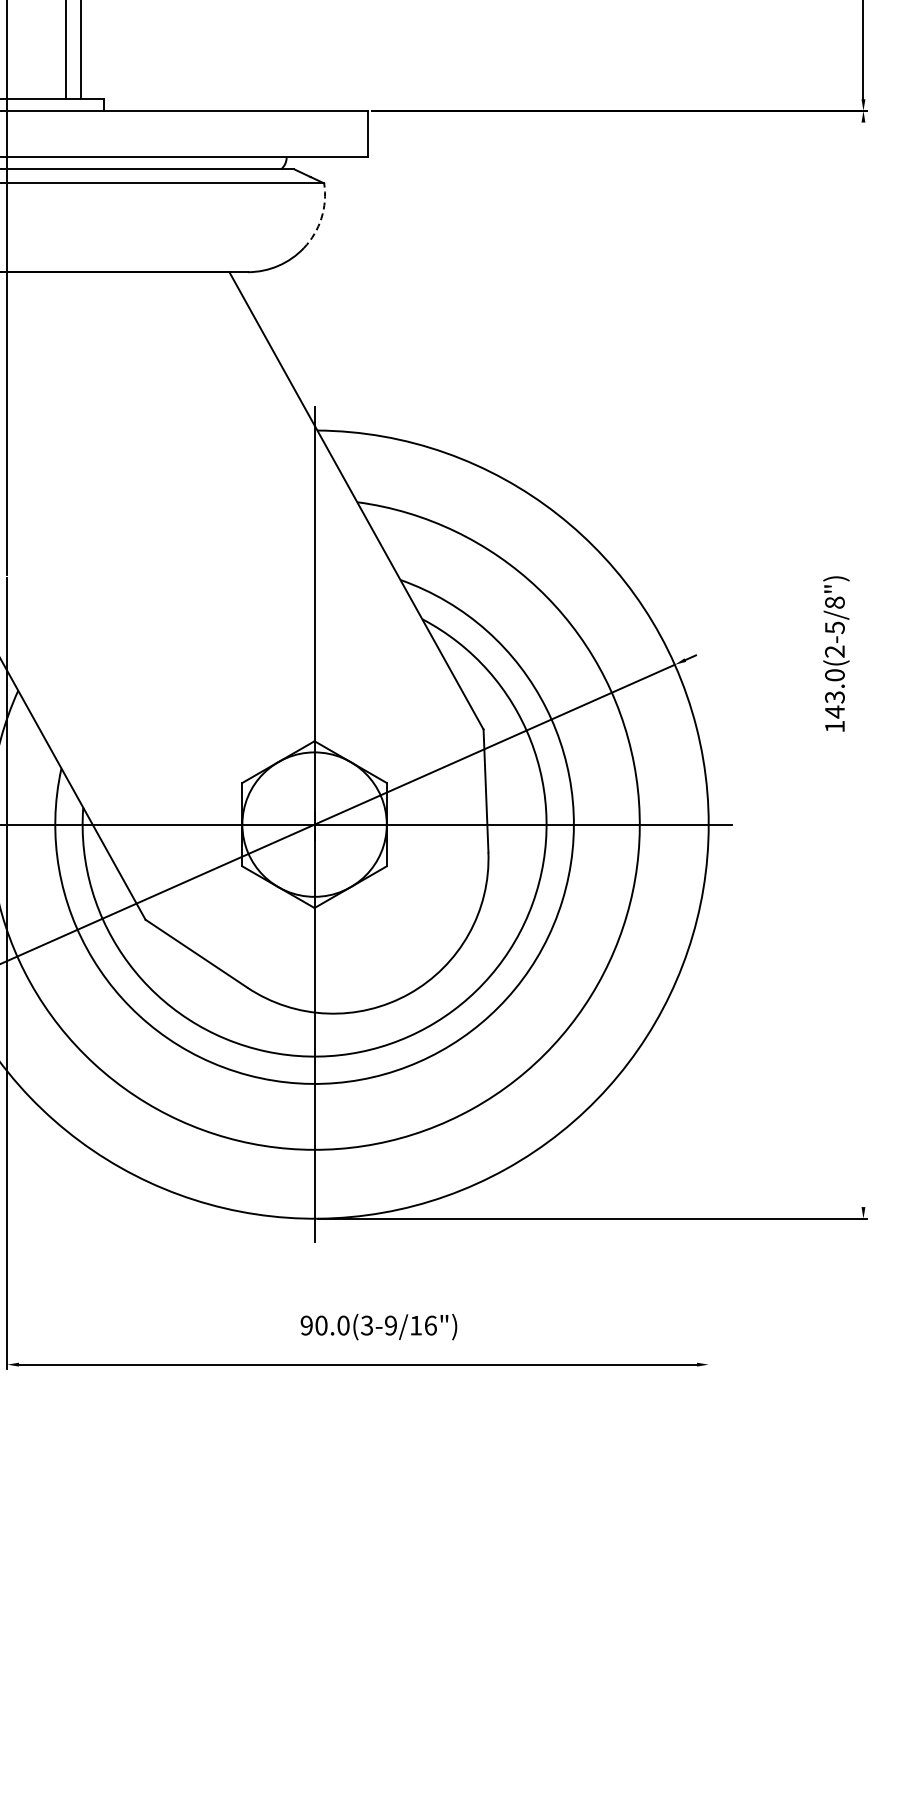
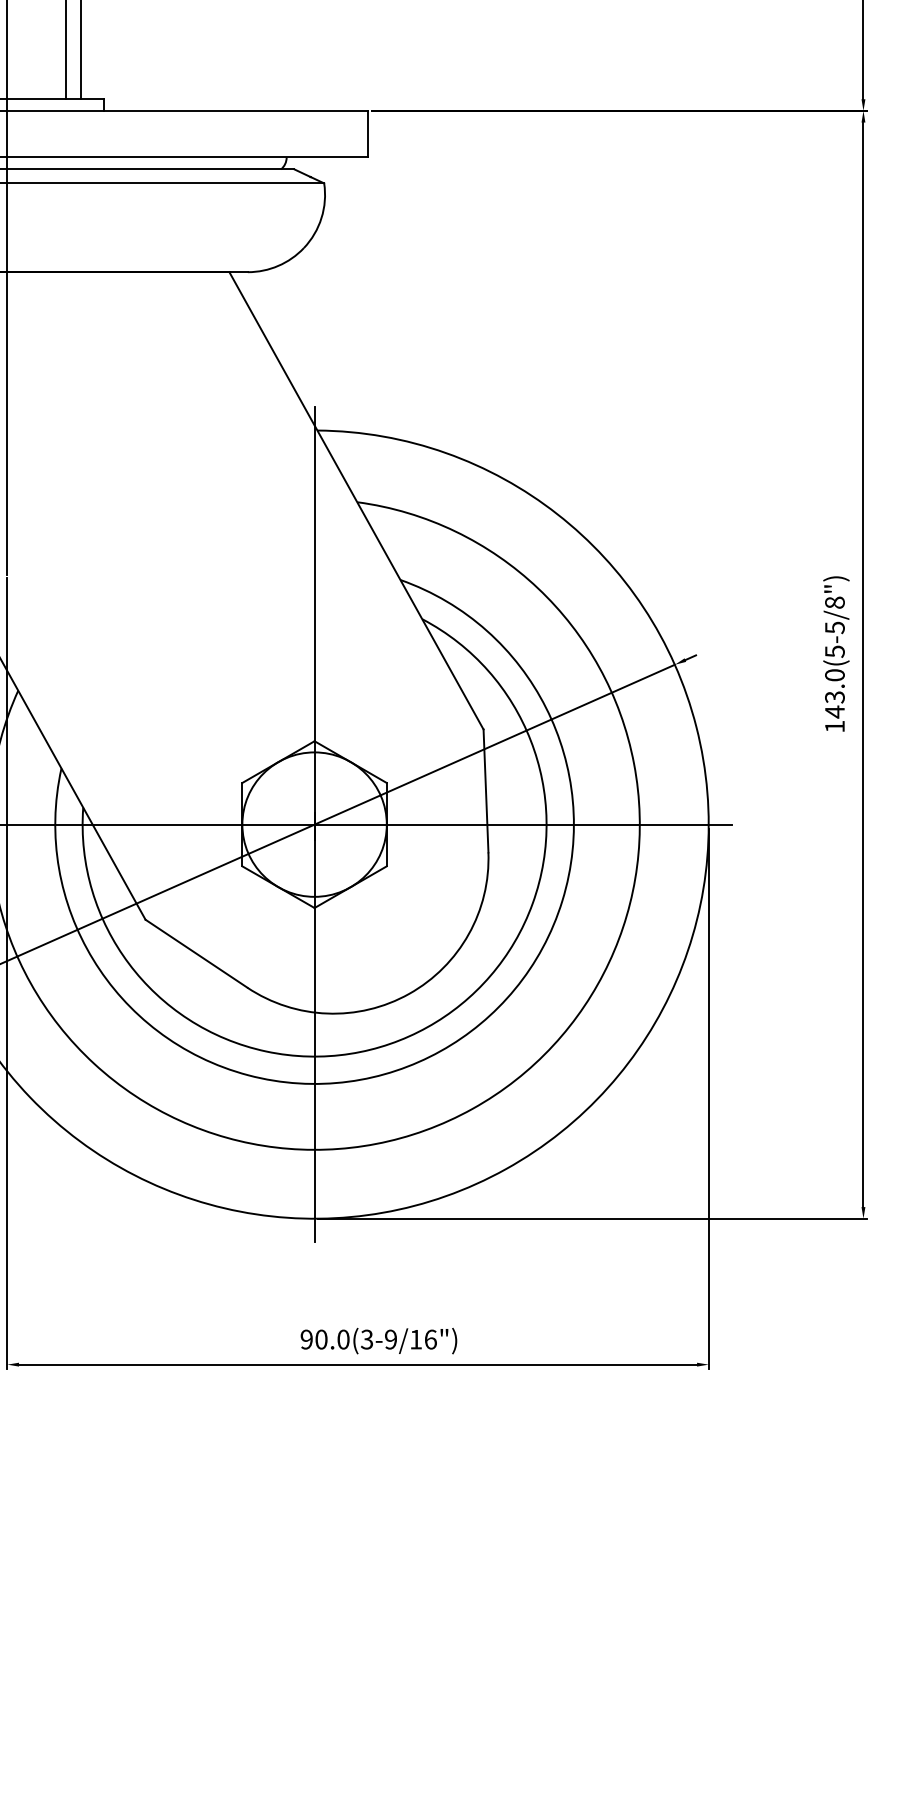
arc: dashed -> solid (321, 218)
text: 143.0(2-5/8") -> 143.0(5-5/8") (834, 651)
line: none -> present (863, 664)
line: none -> present (708, 1098)
text position: (378, 1326) -> (378, 1340) (378, 1340)
